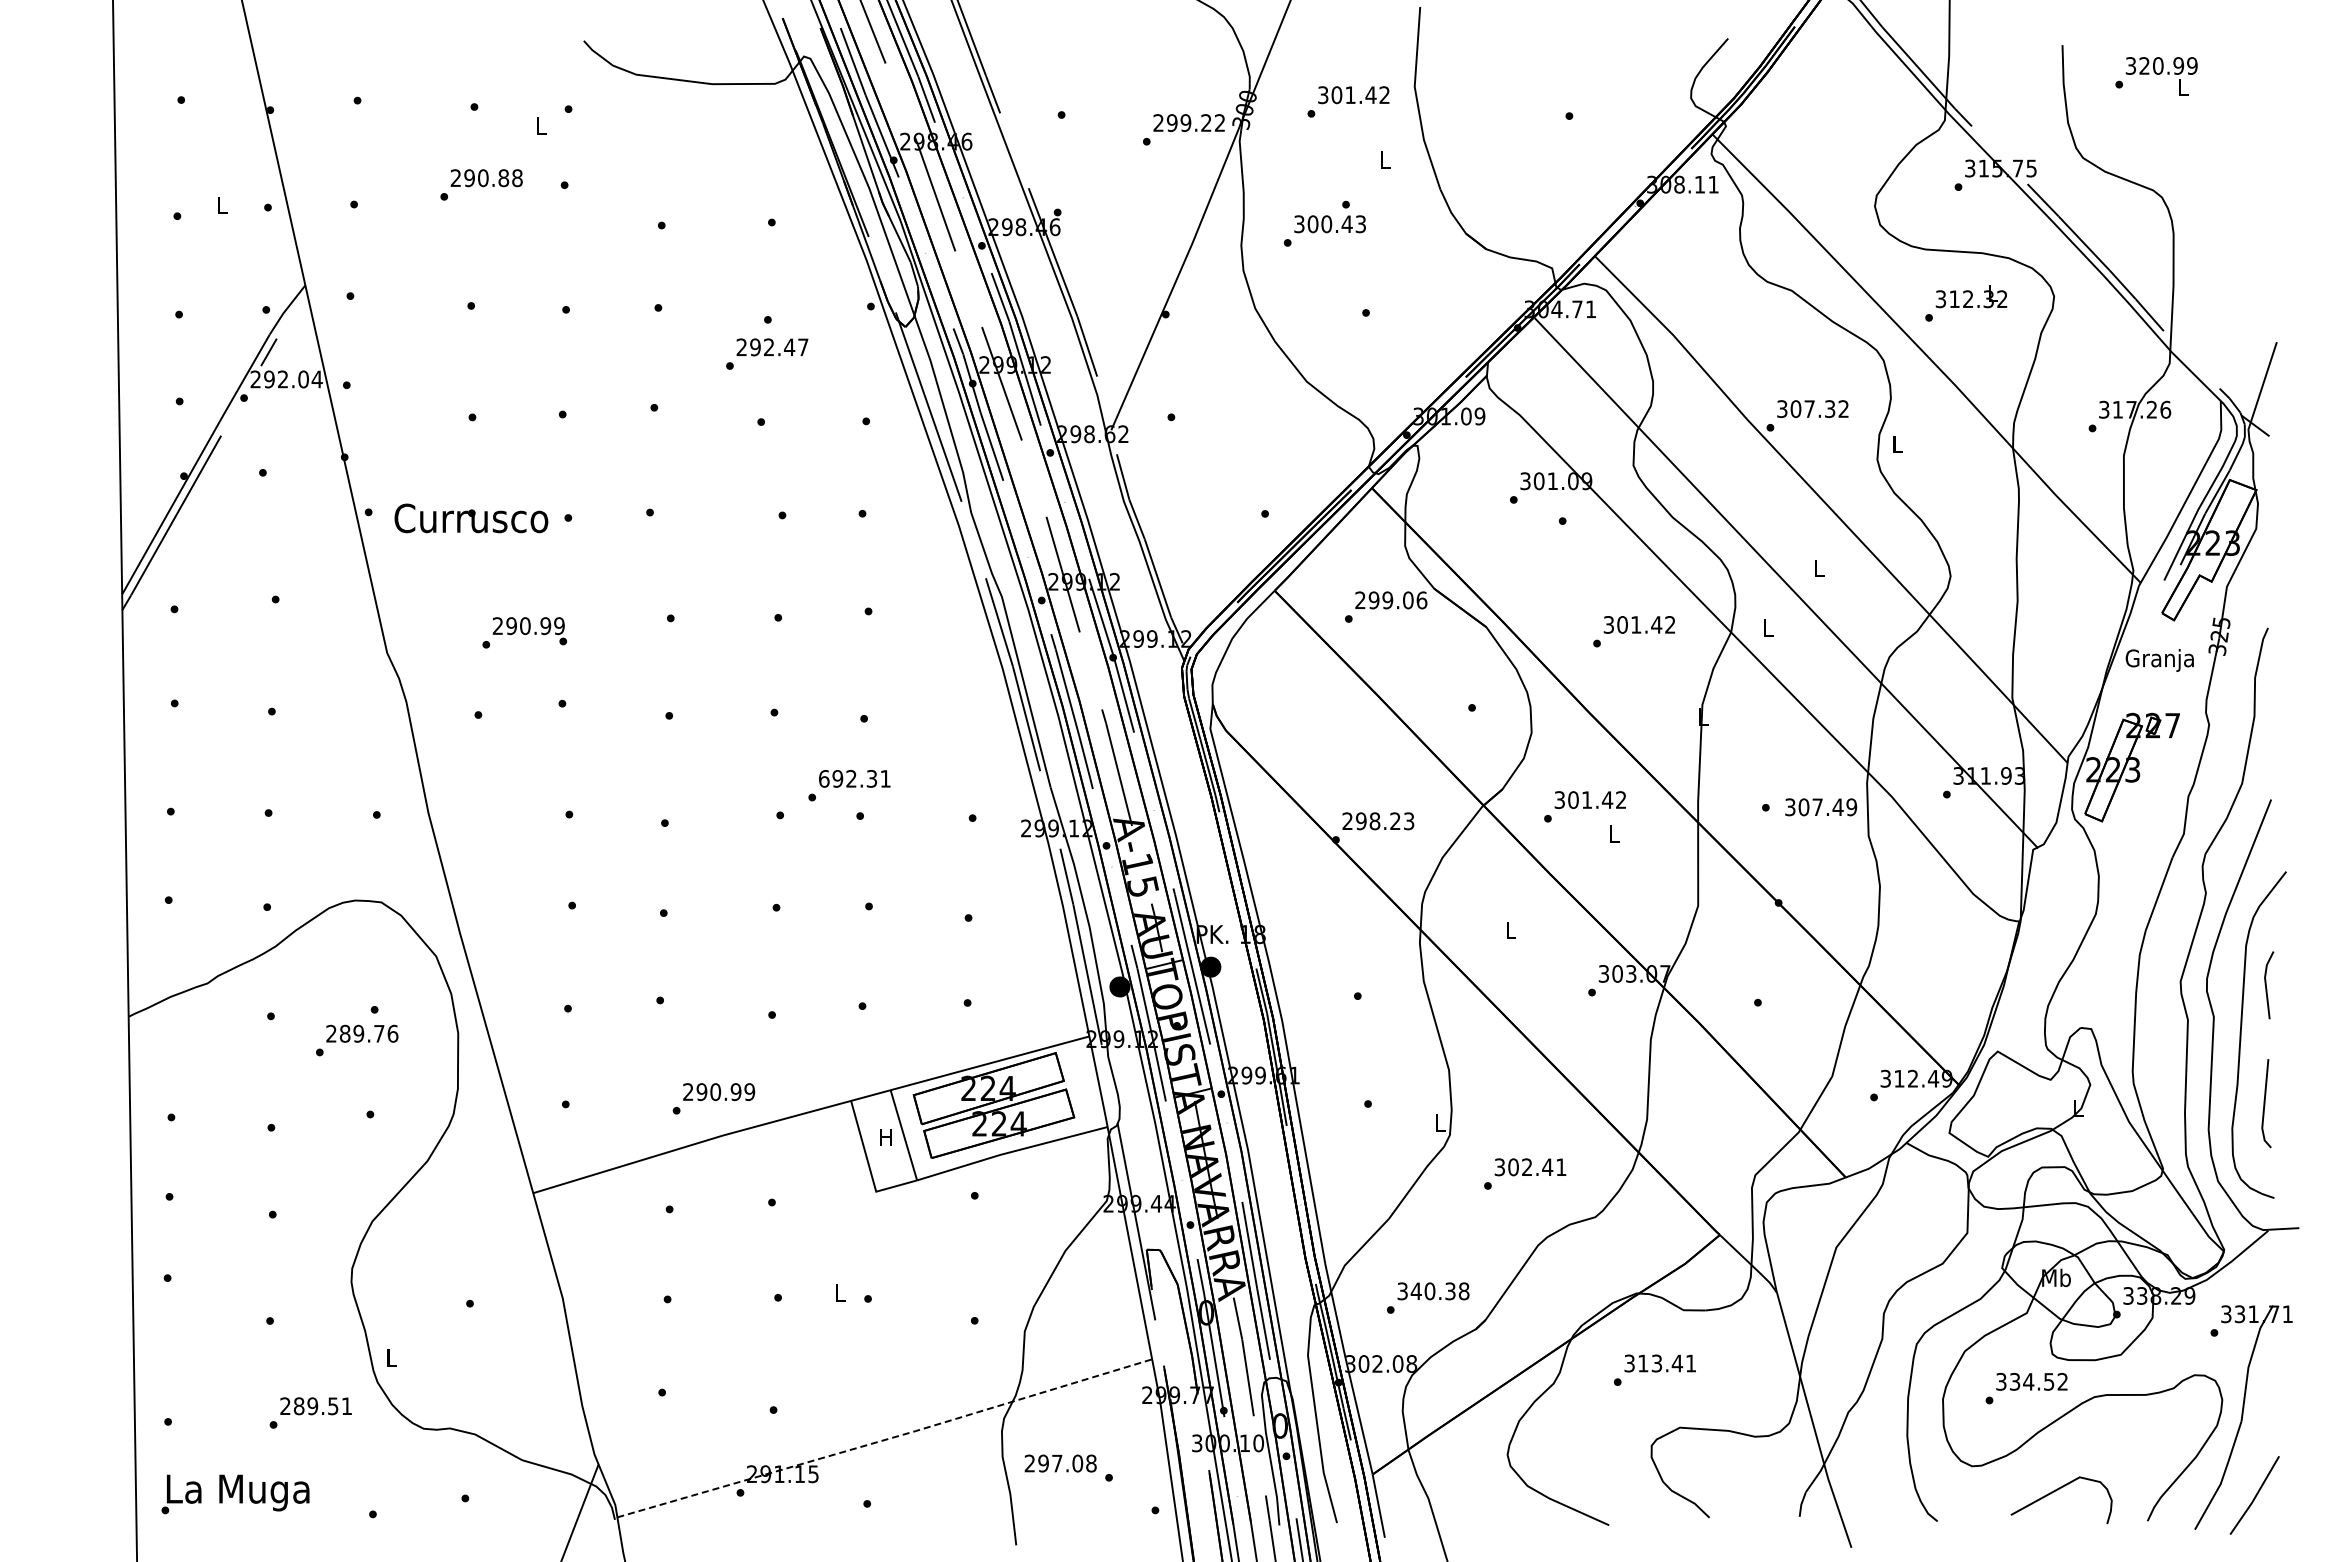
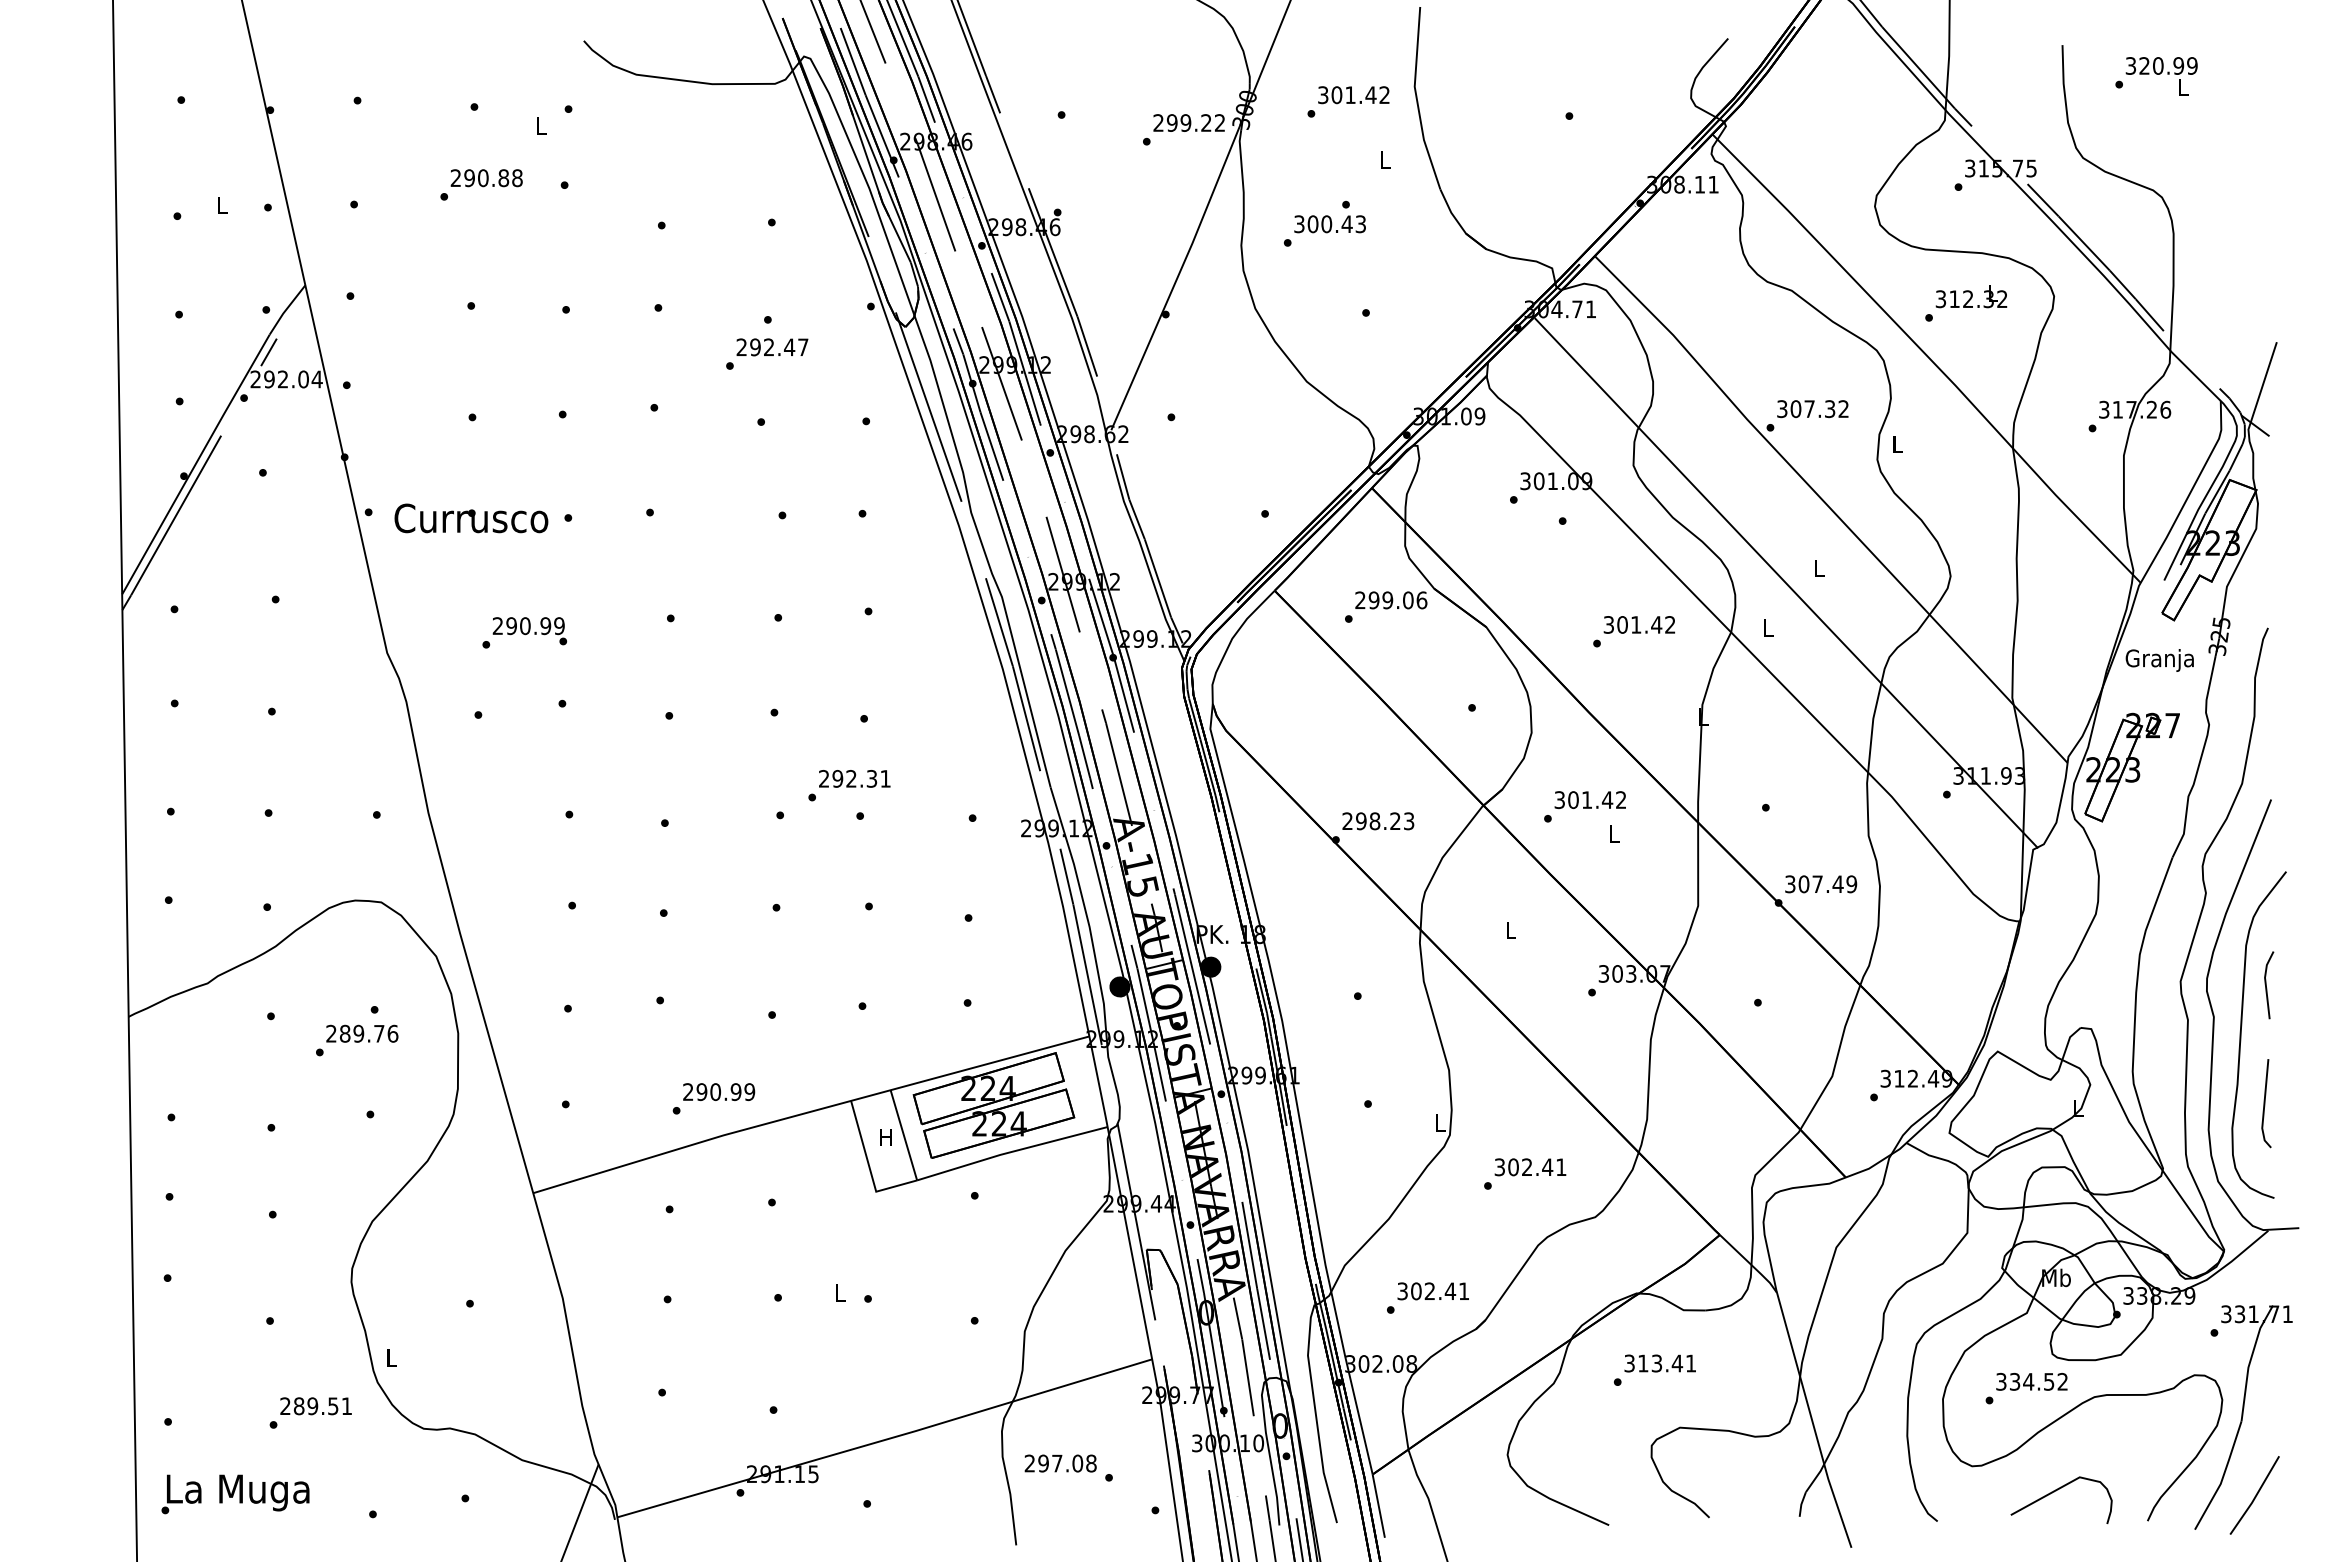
text: 692.31 -> 292.31 (824, 778)
text position: (1821, 807) -> (1821, 884) (1821, 884)
text: 340.38 -> 302.41 (1439, 1291)
line: dashed -> solid (886, 1439)
